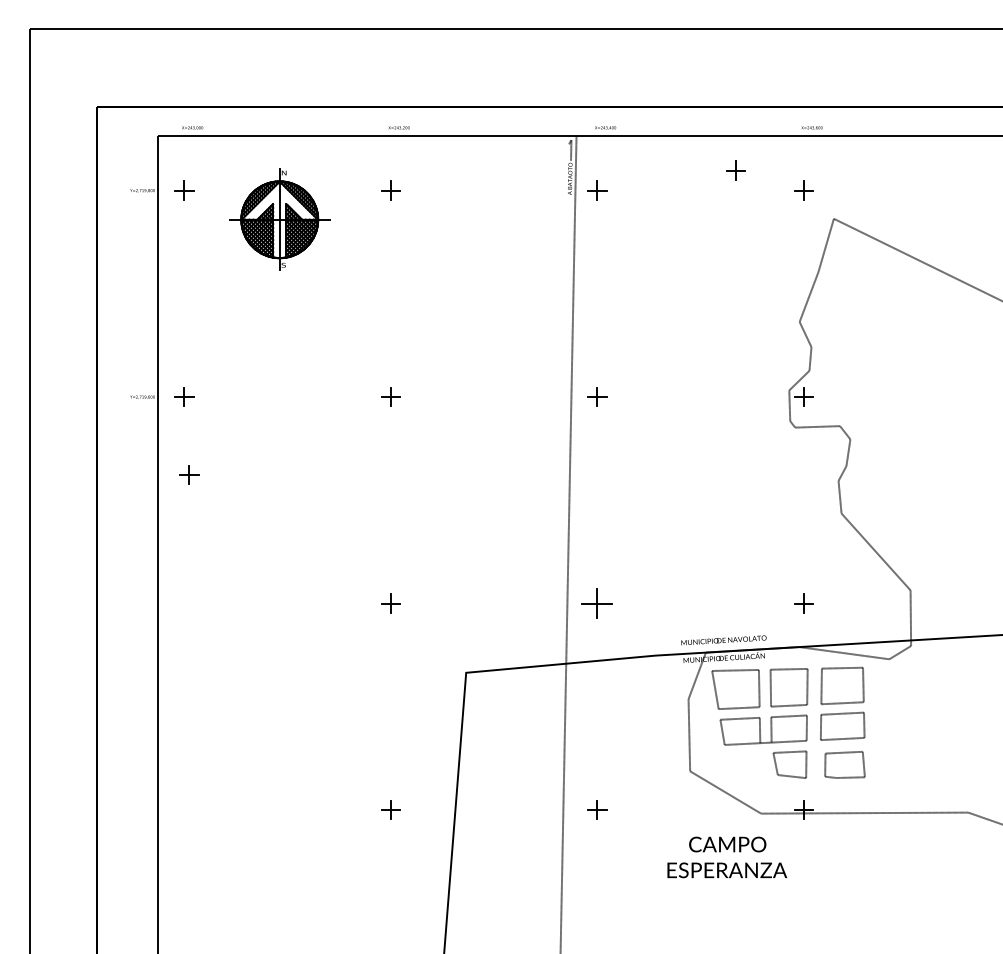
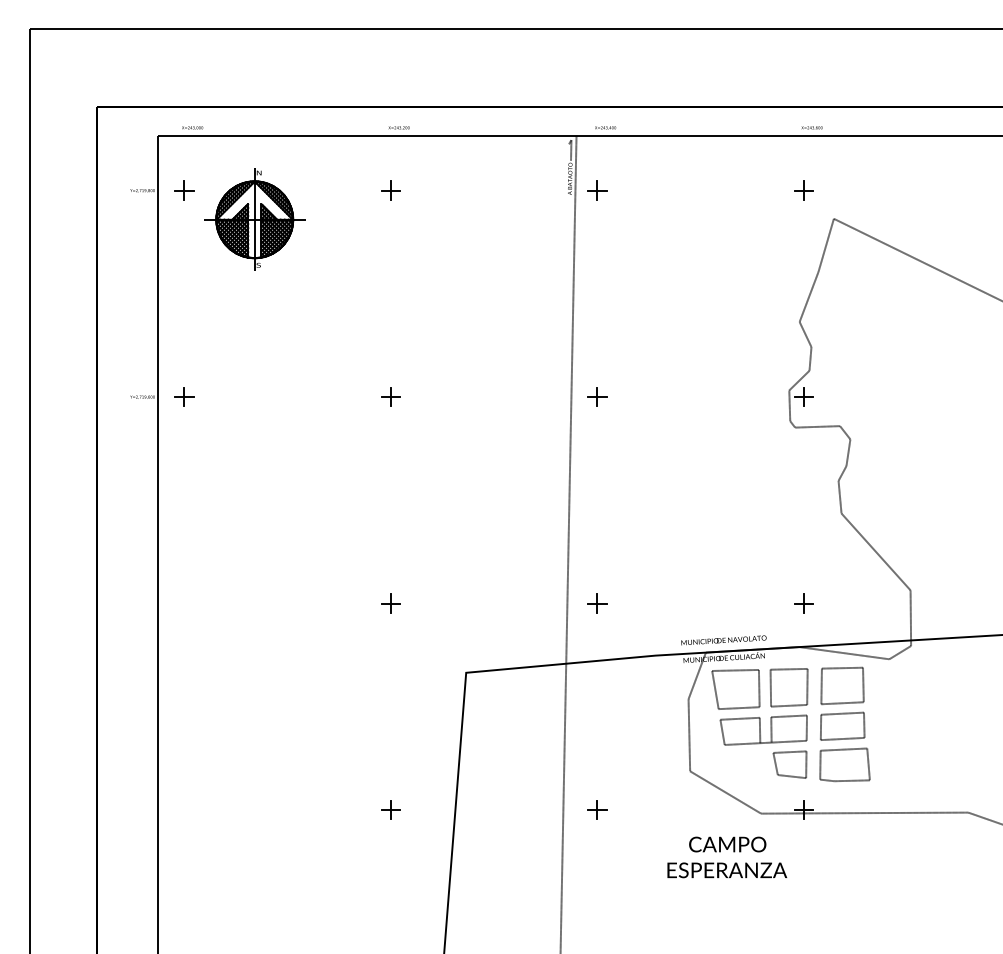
part: present -> none (735, 170)
part position: (279, 219) -> (254, 219) (254, 219)
part: present -> none (189, 474)
part size: 32x31 px -> 21x21 px (597, 603)
part size: 42x28 px -> 52x36 px (844, 764)
